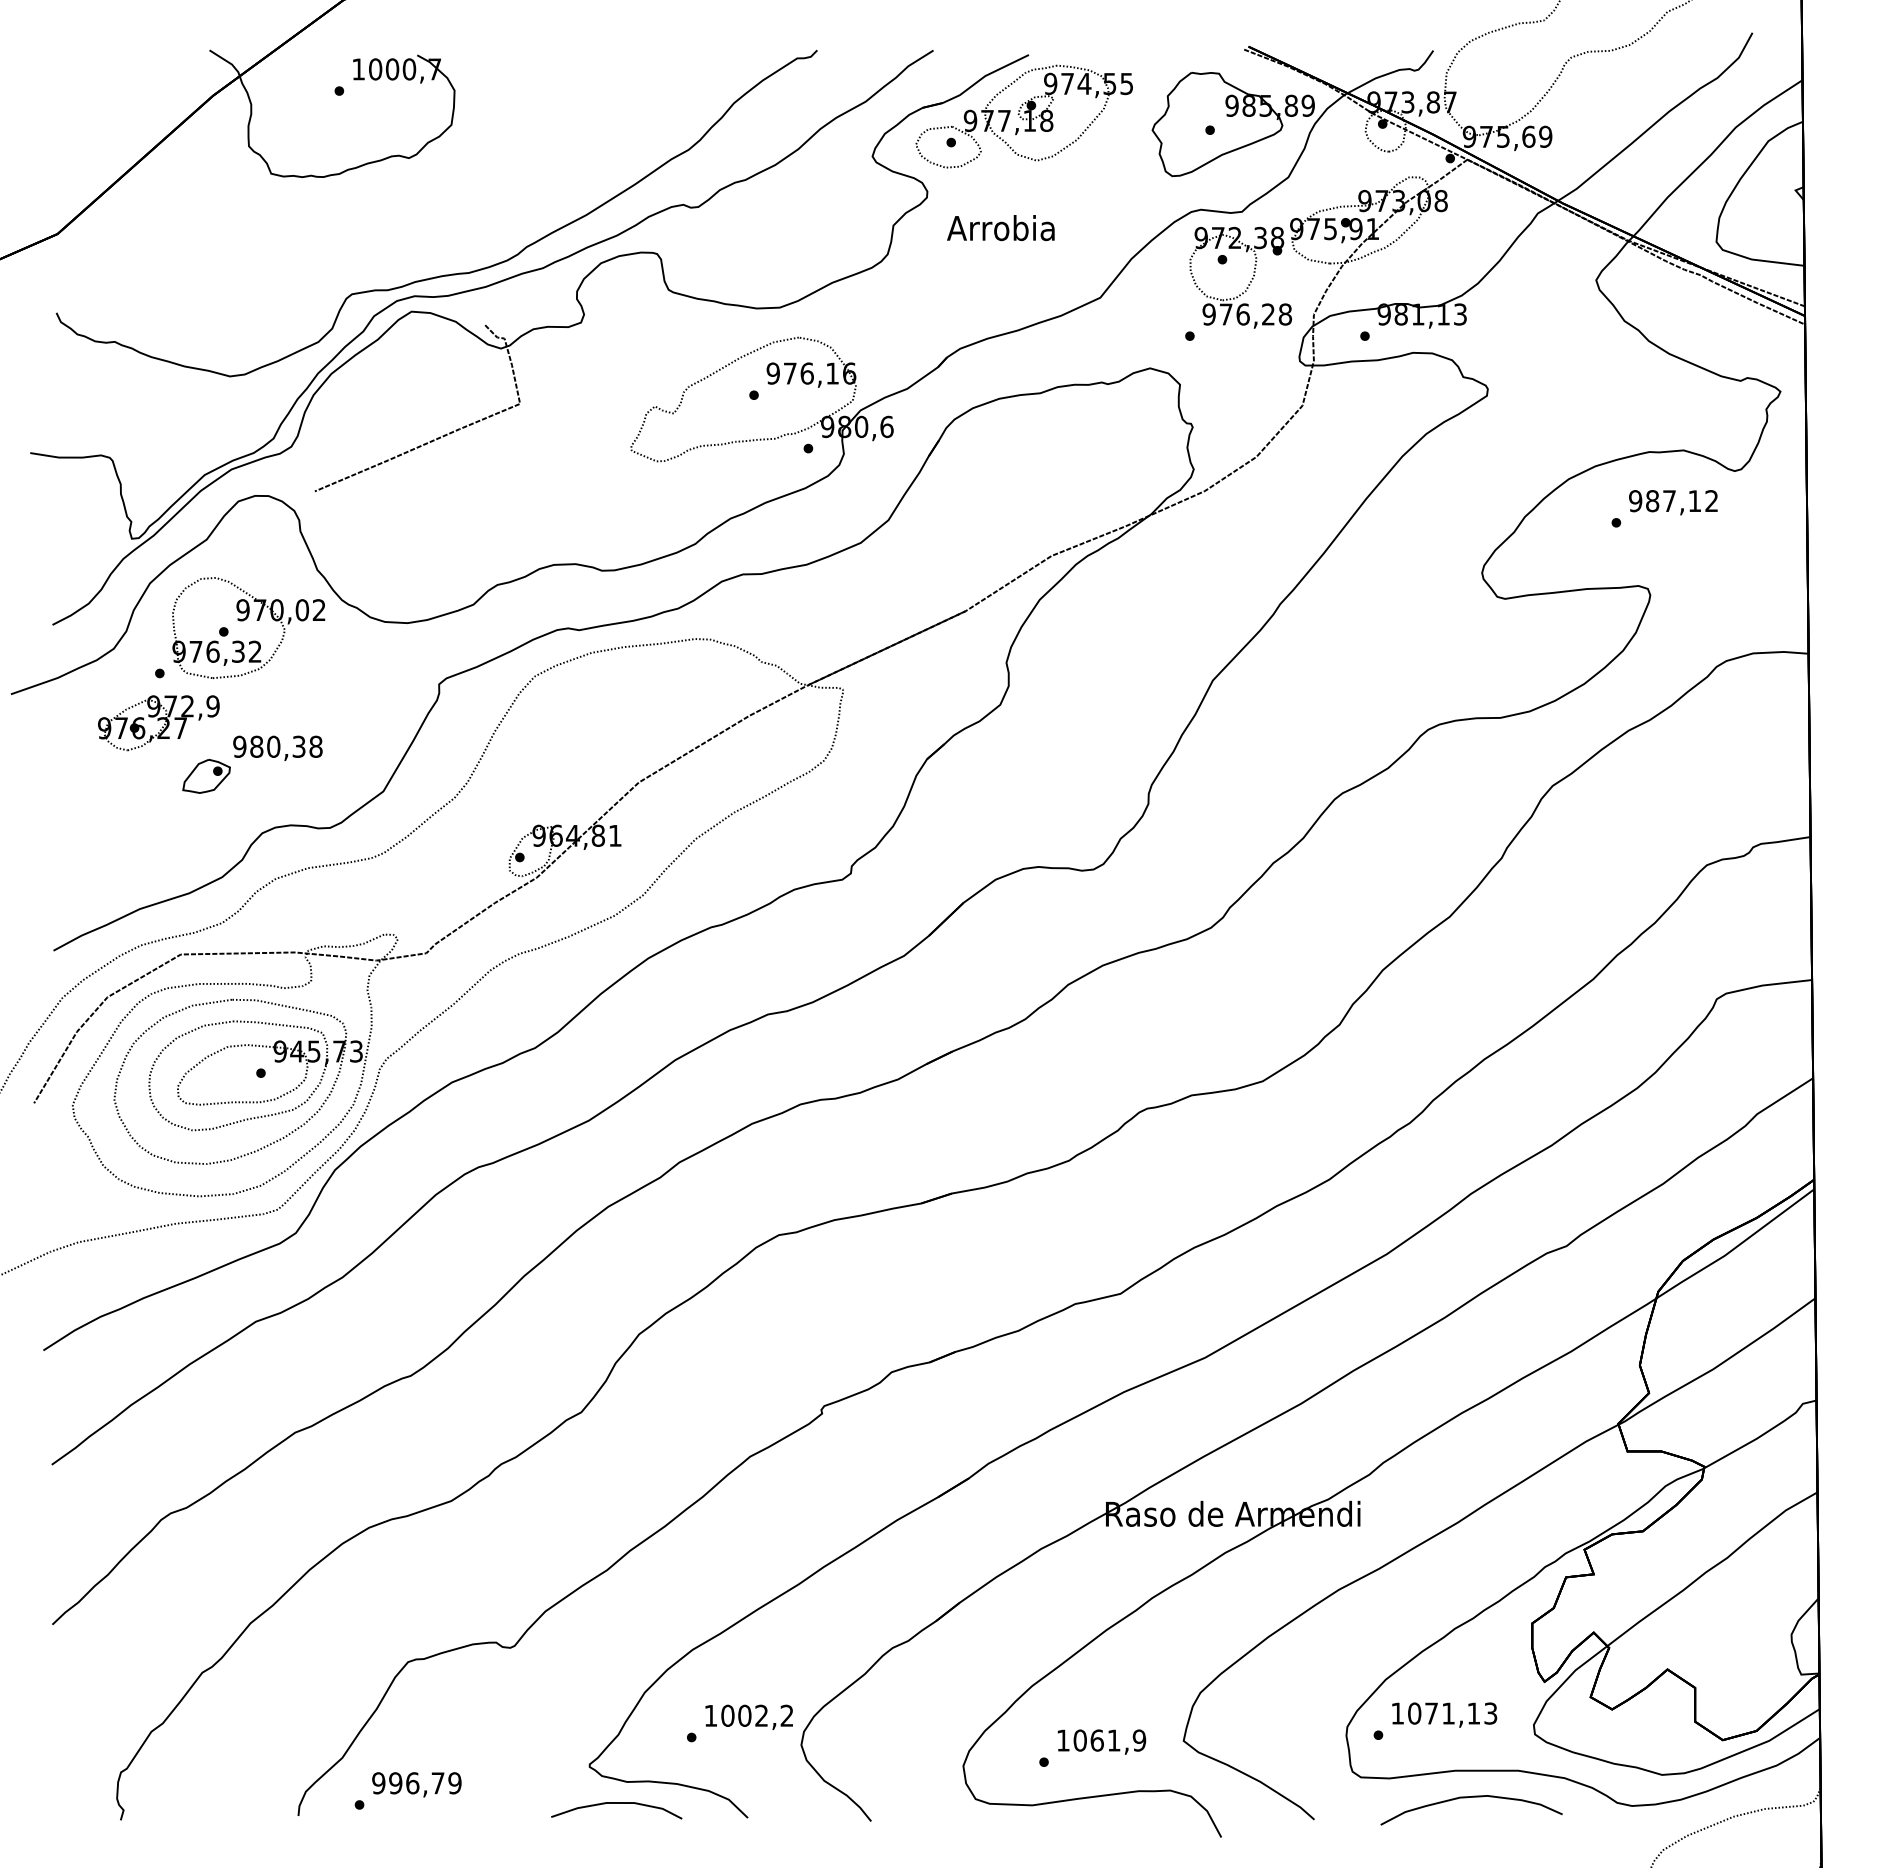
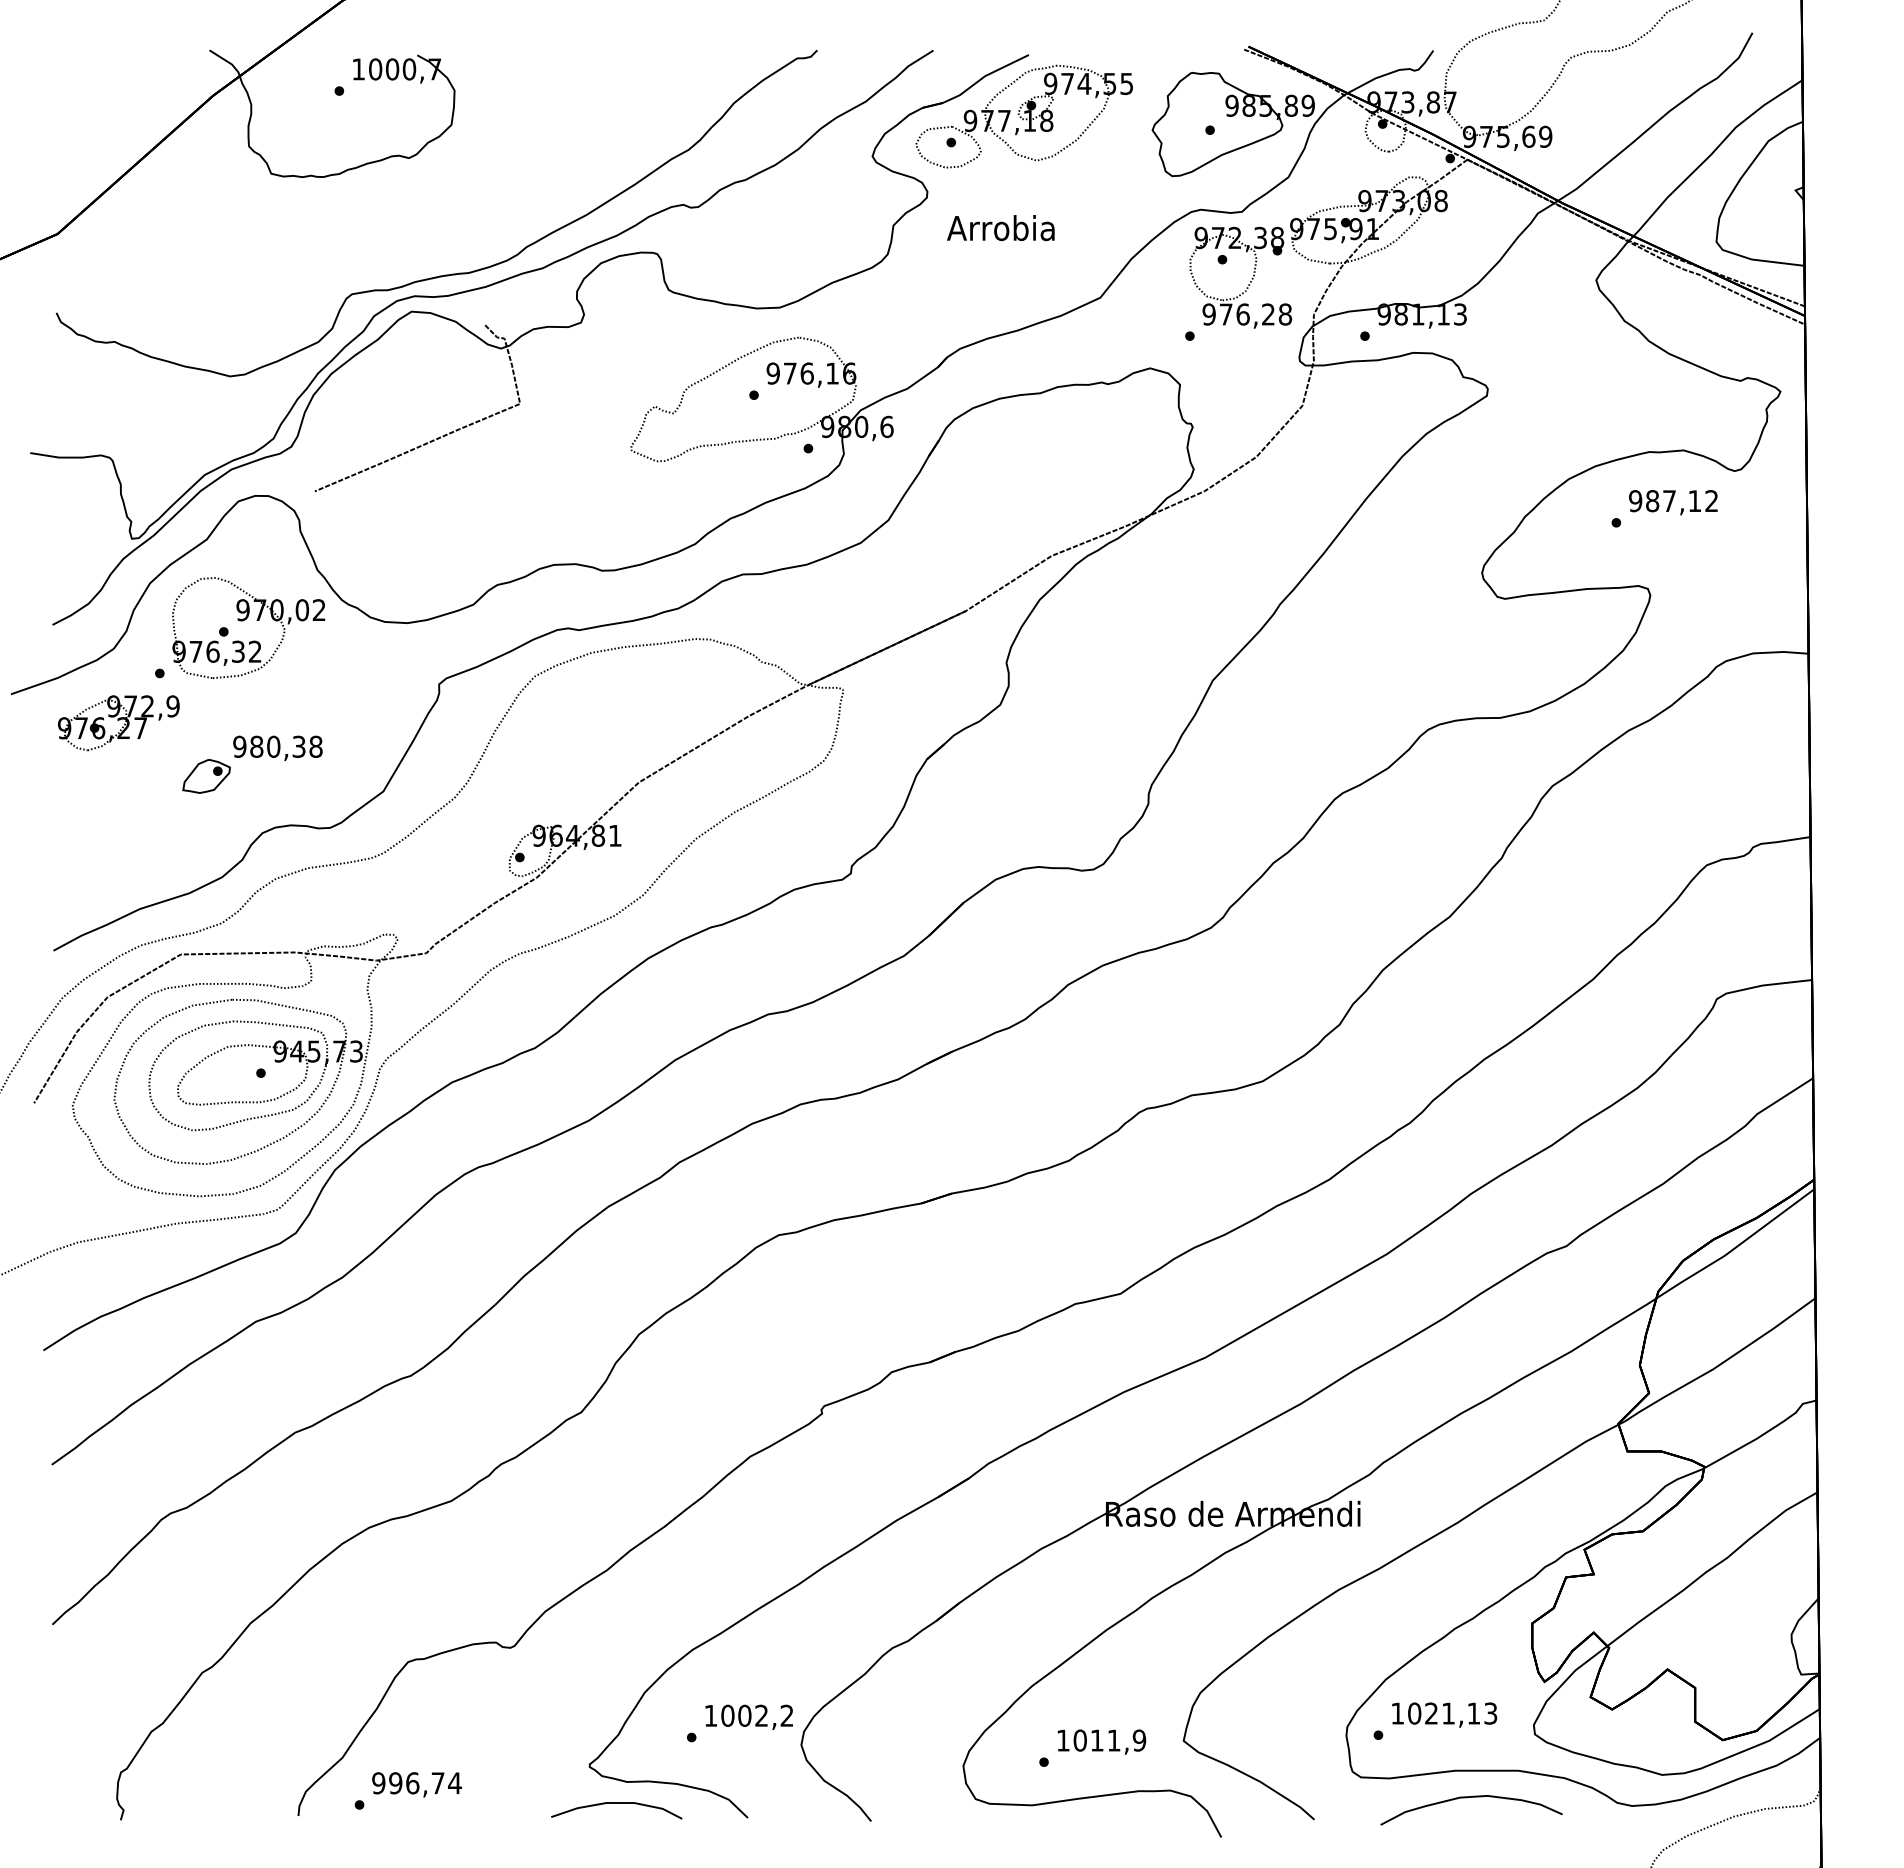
part position: (158, 723) -> (118, 723) (118, 723)
text: 1071,13 -> 1021,13 (1431, 1713)
text: 1061,9 -> 1011,9 (1096, 1740)
text: 996,79 -> 996,74 (454, 1783)
